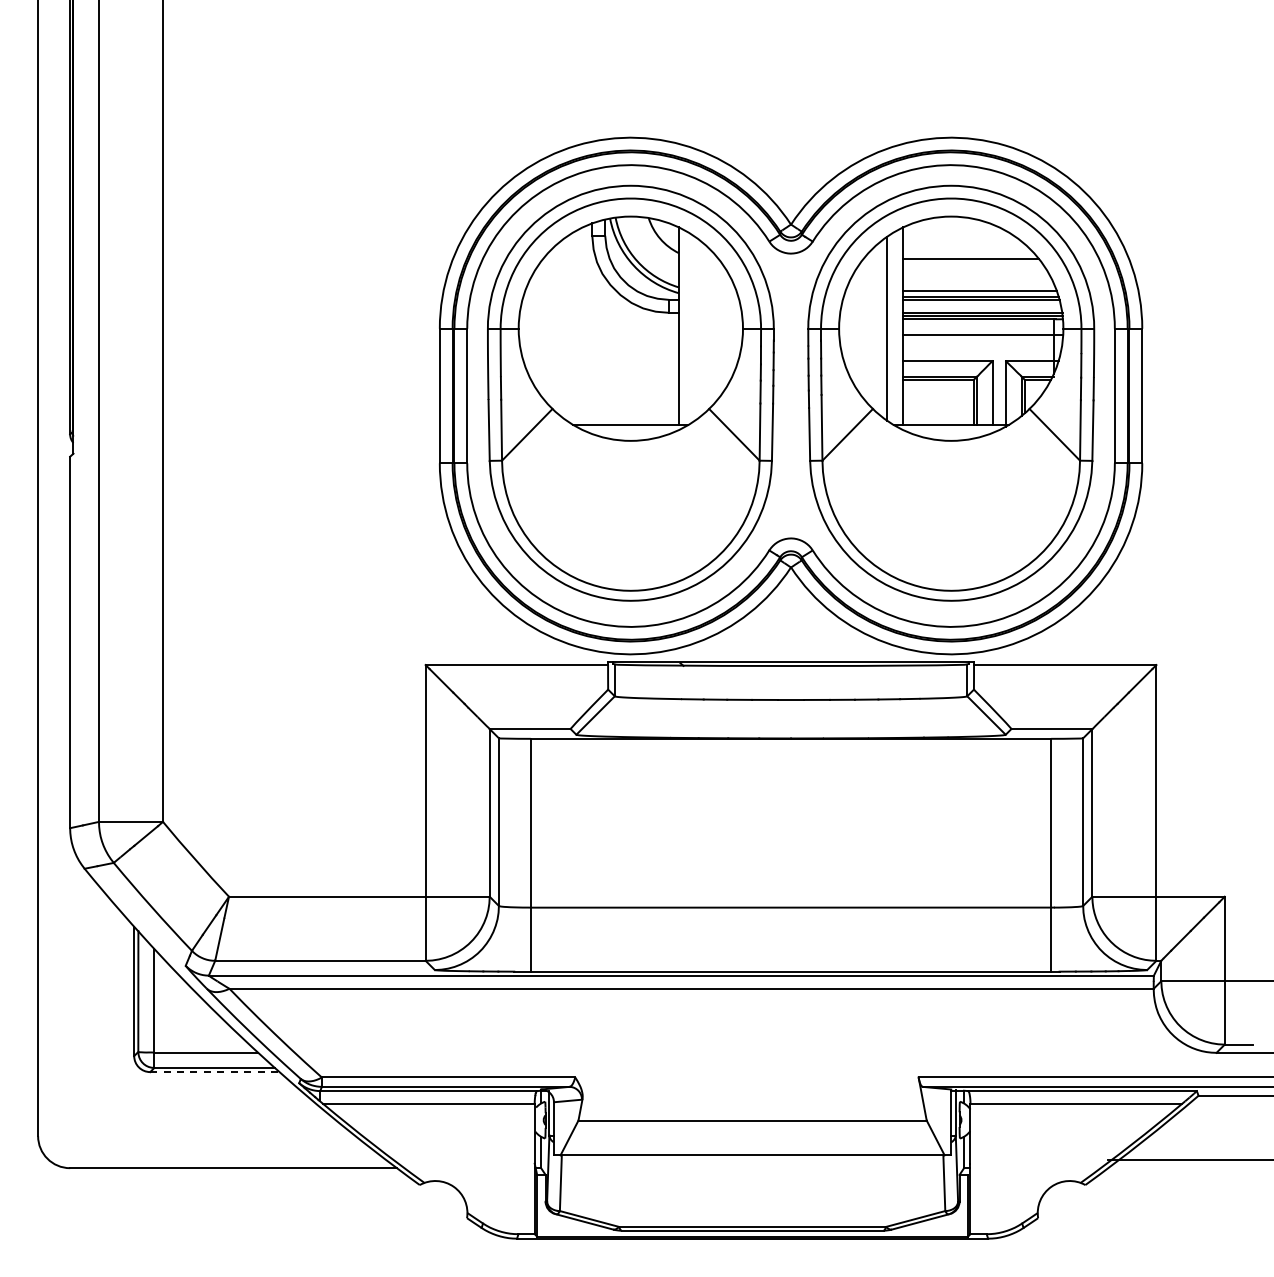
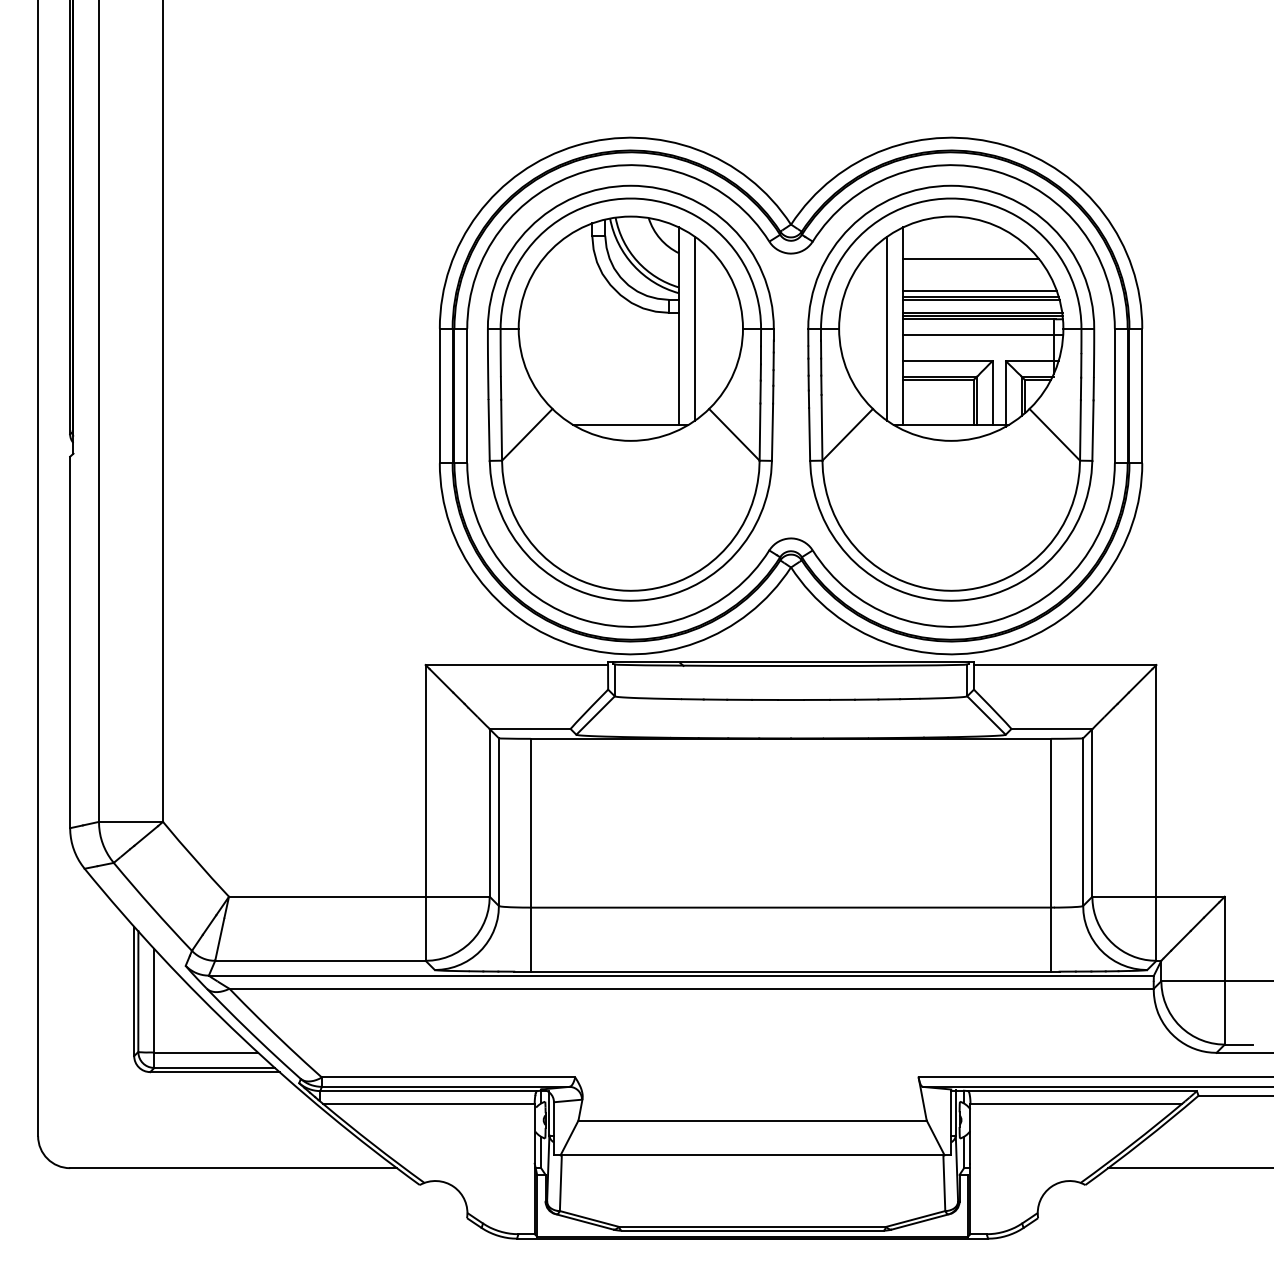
line: none -> present (694, 328)
line: dashed -> solid (215, 1072)
line position: (1189, 1160) -> (1189, 1168) (1189, 1168)
